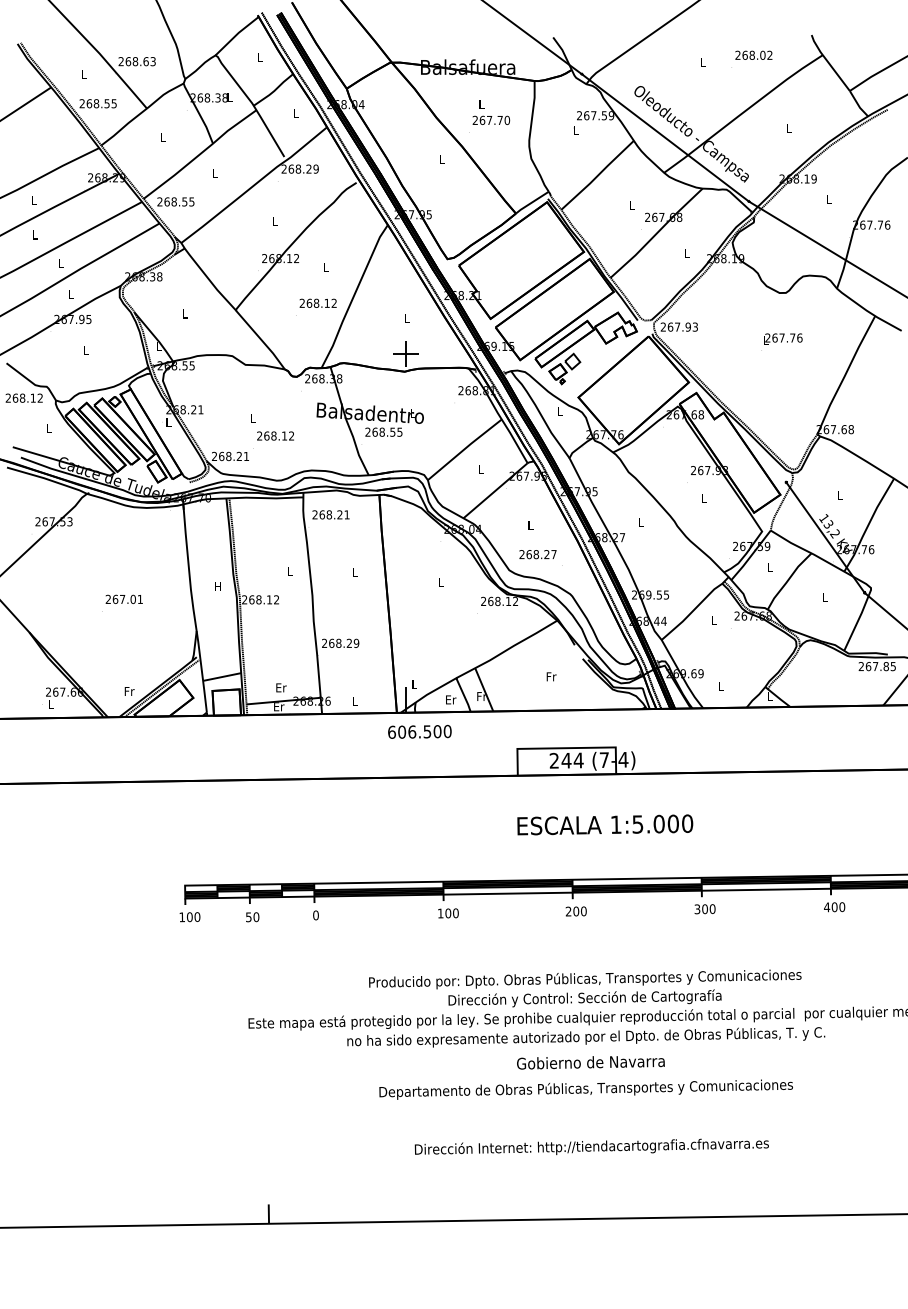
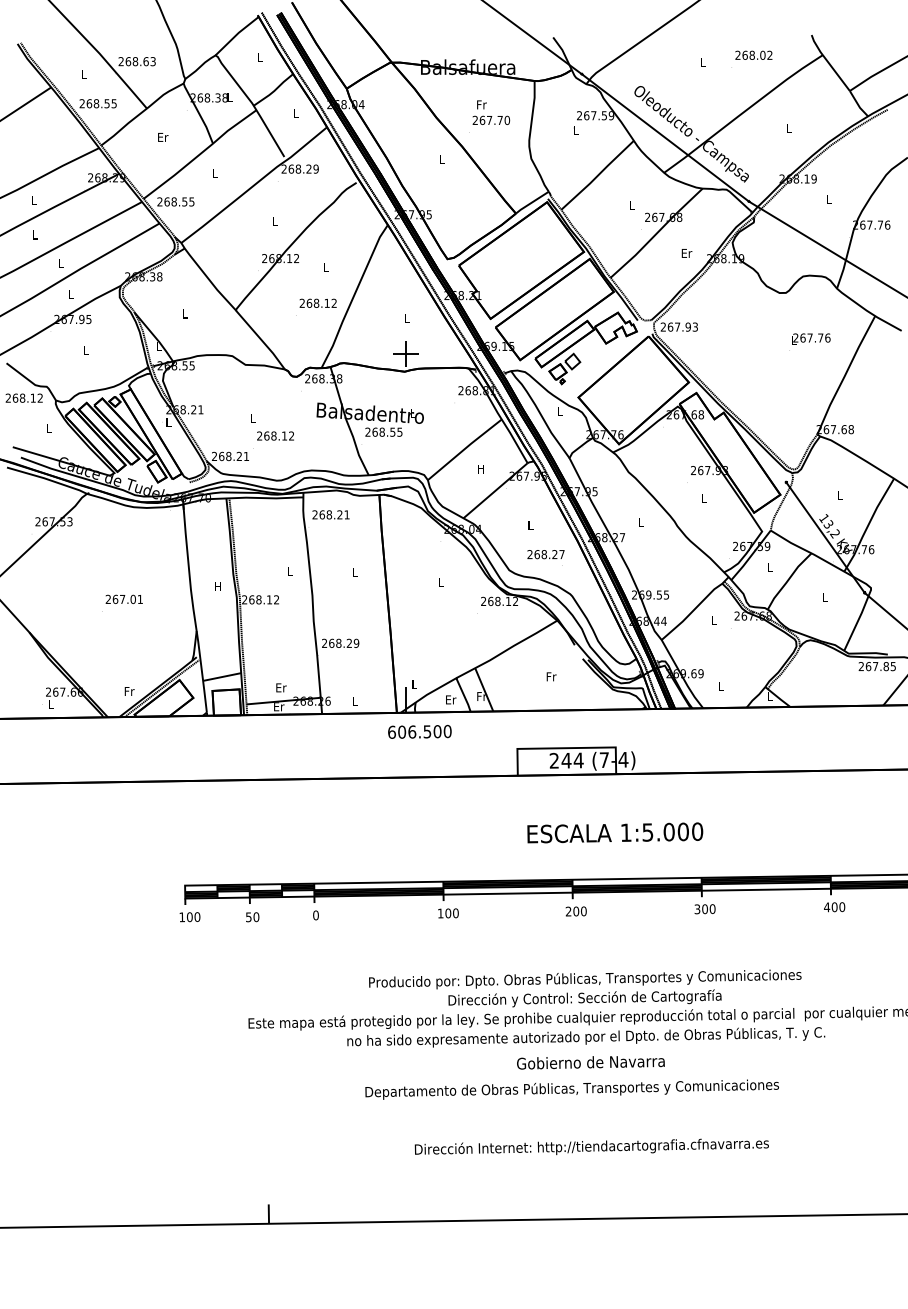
text: L -> Fr (481, 104)
text: L -> Er (163, 137)
text: L -> Er (686, 253)
text position: (781, 341) -> (809, 341) (809, 341)
text: L -> H (480, 469)
text position: (537, 554) -> (545, 554) (545, 554)
text position: (605, 824) -> (615, 832) (615, 832)
text position: (585, 1089) -> (571, 1089) (571, 1089)
